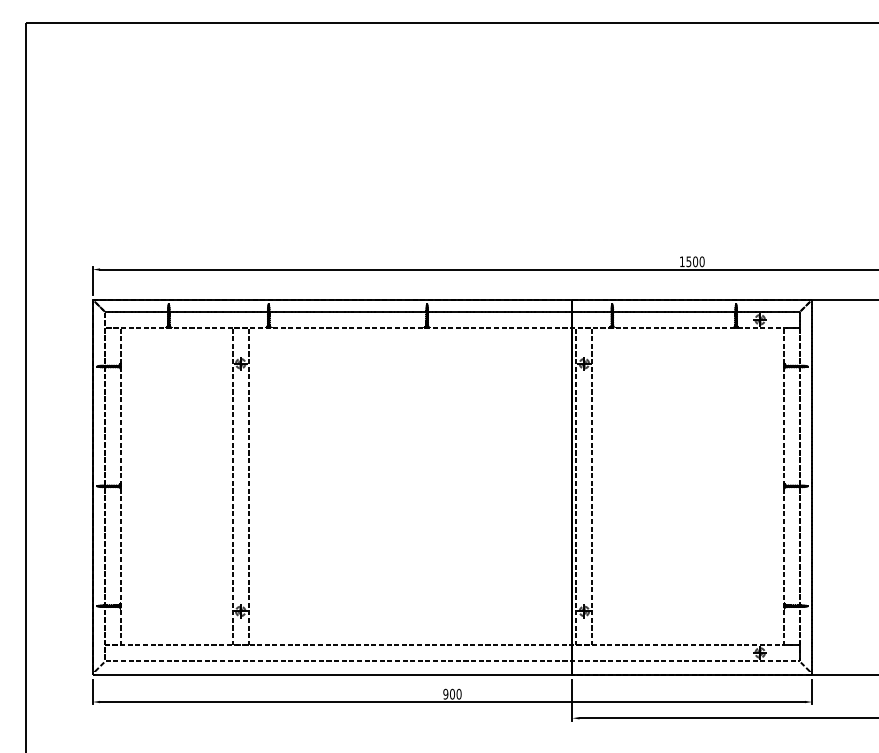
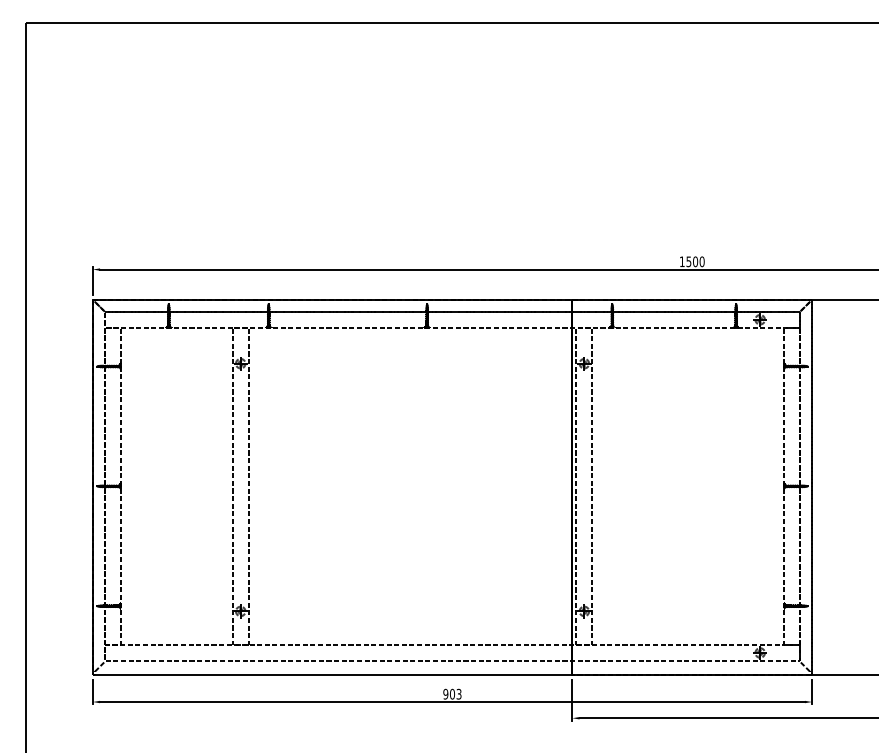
text: 900 -> 903 (458, 694)
